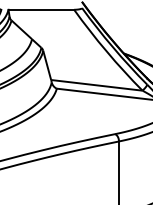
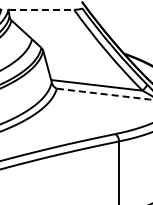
line: solid -> dashed (41, 9)
line: solid -> dashed (103, 94)
